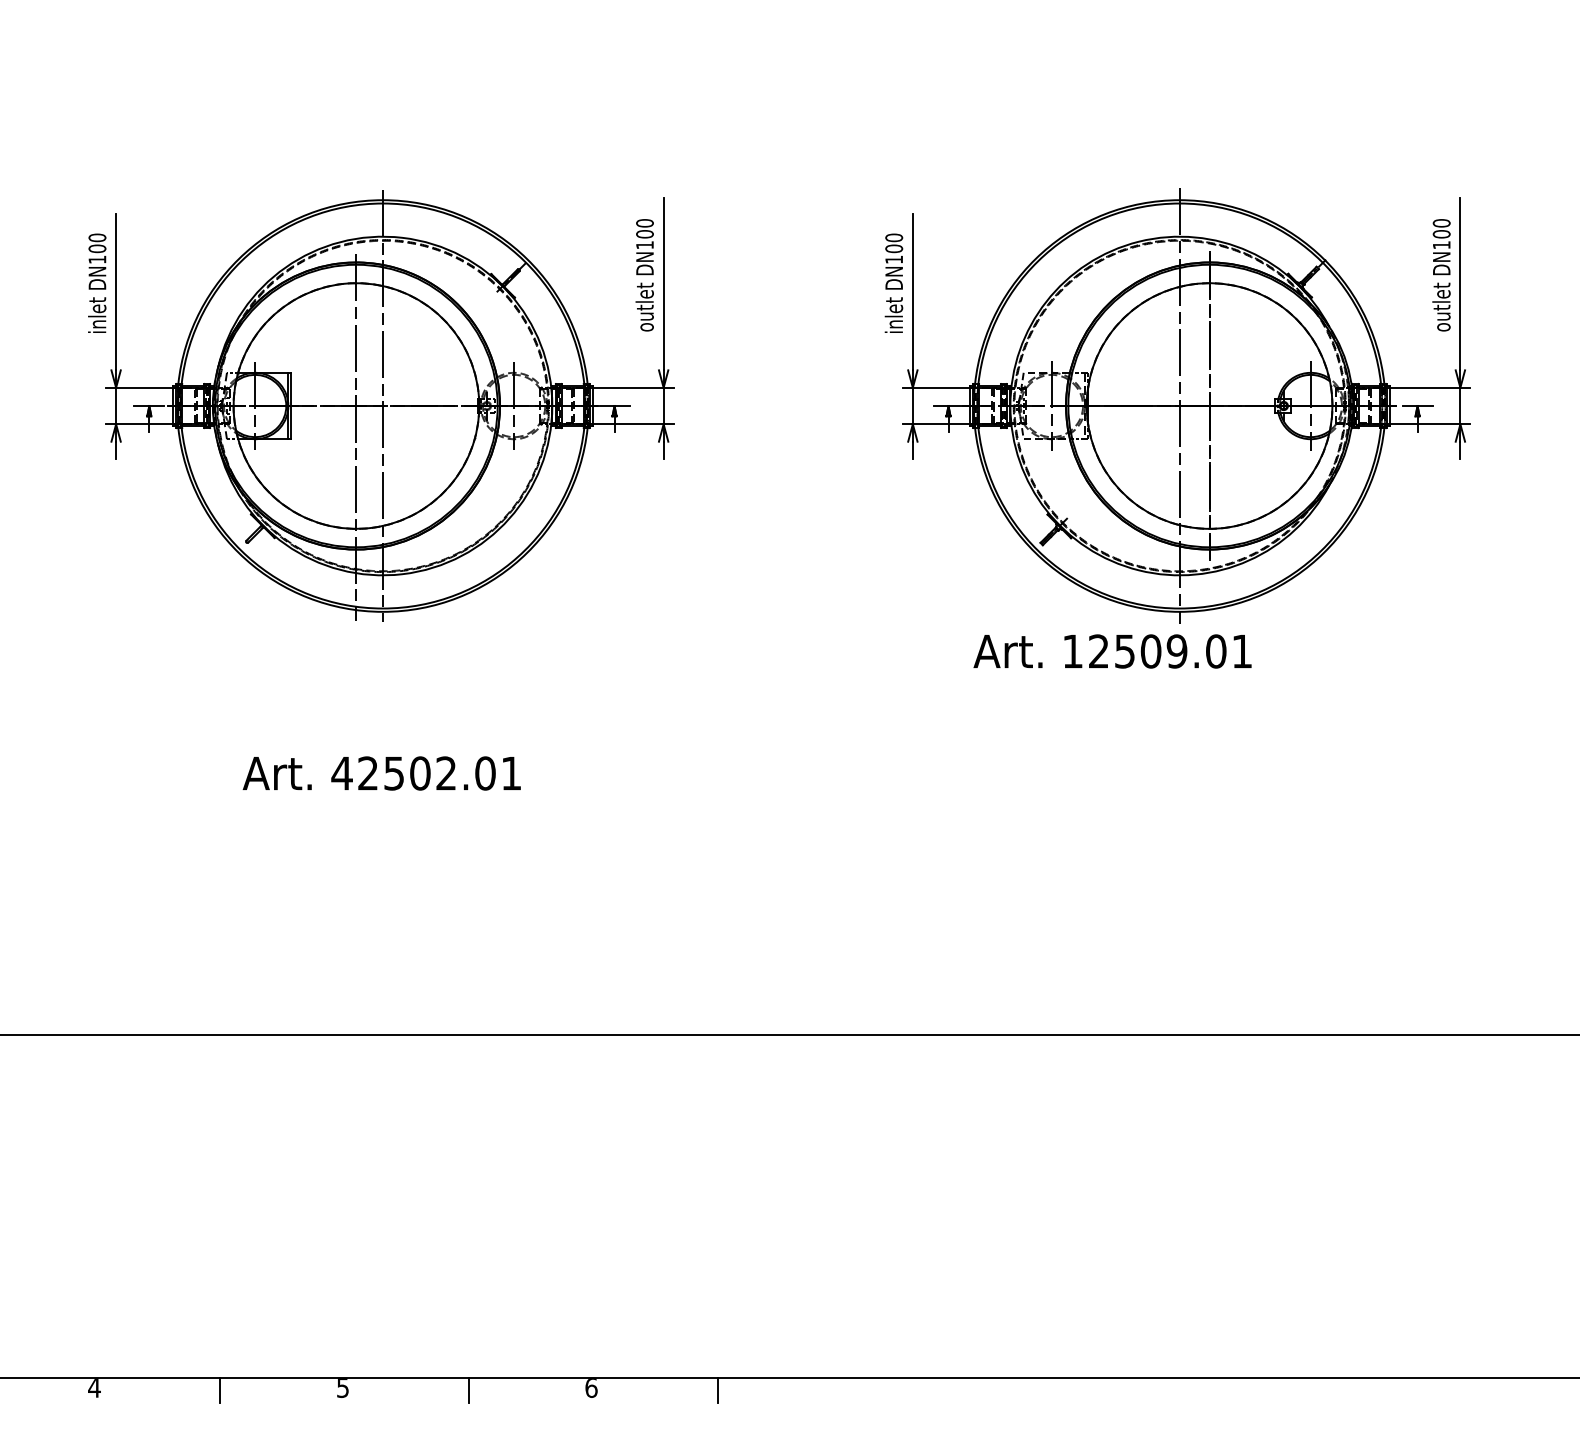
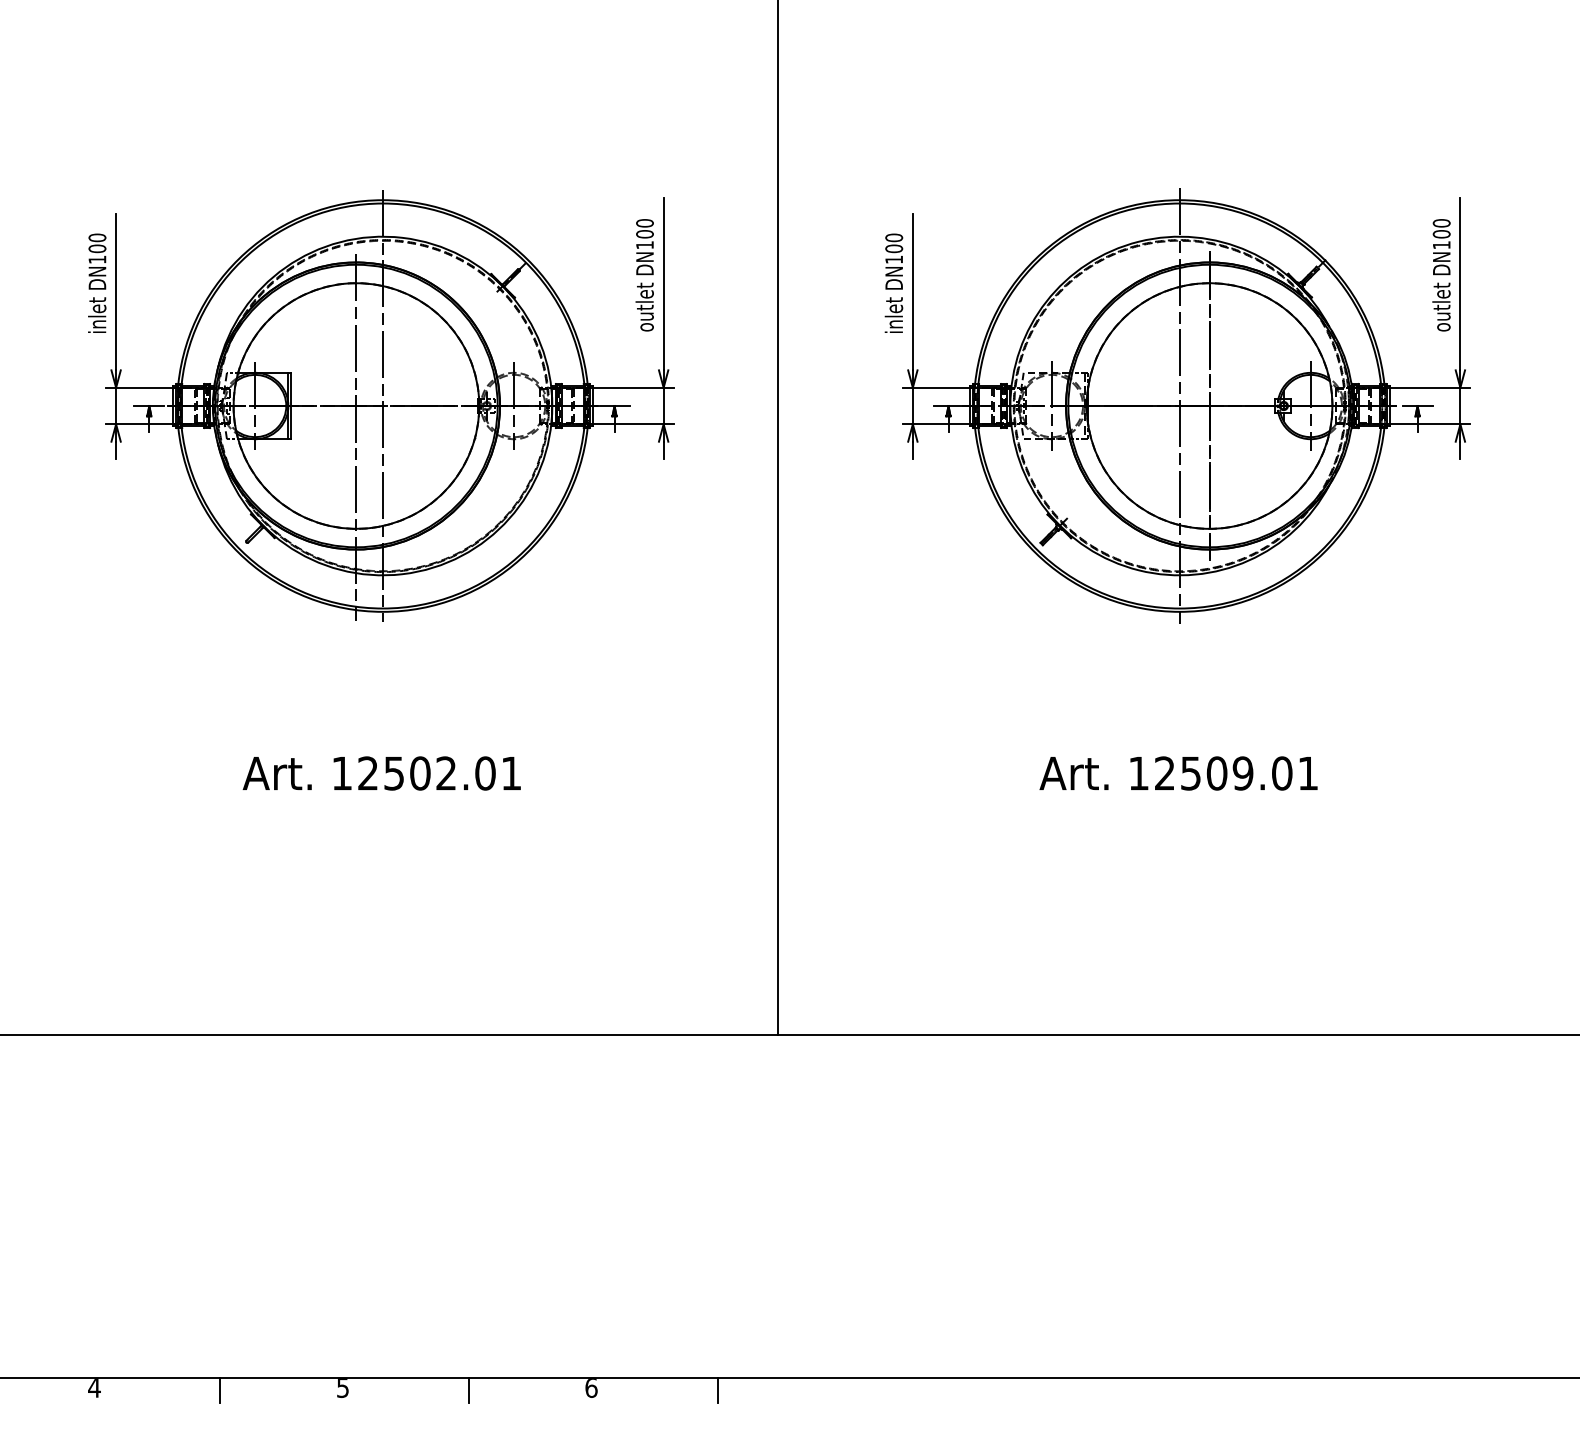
line: none -> present (777, 518)
text position: (1112, 651) -> (1178, 773) (1178, 773)
text: 42502.01 -> 12502.01 (341, 773)
